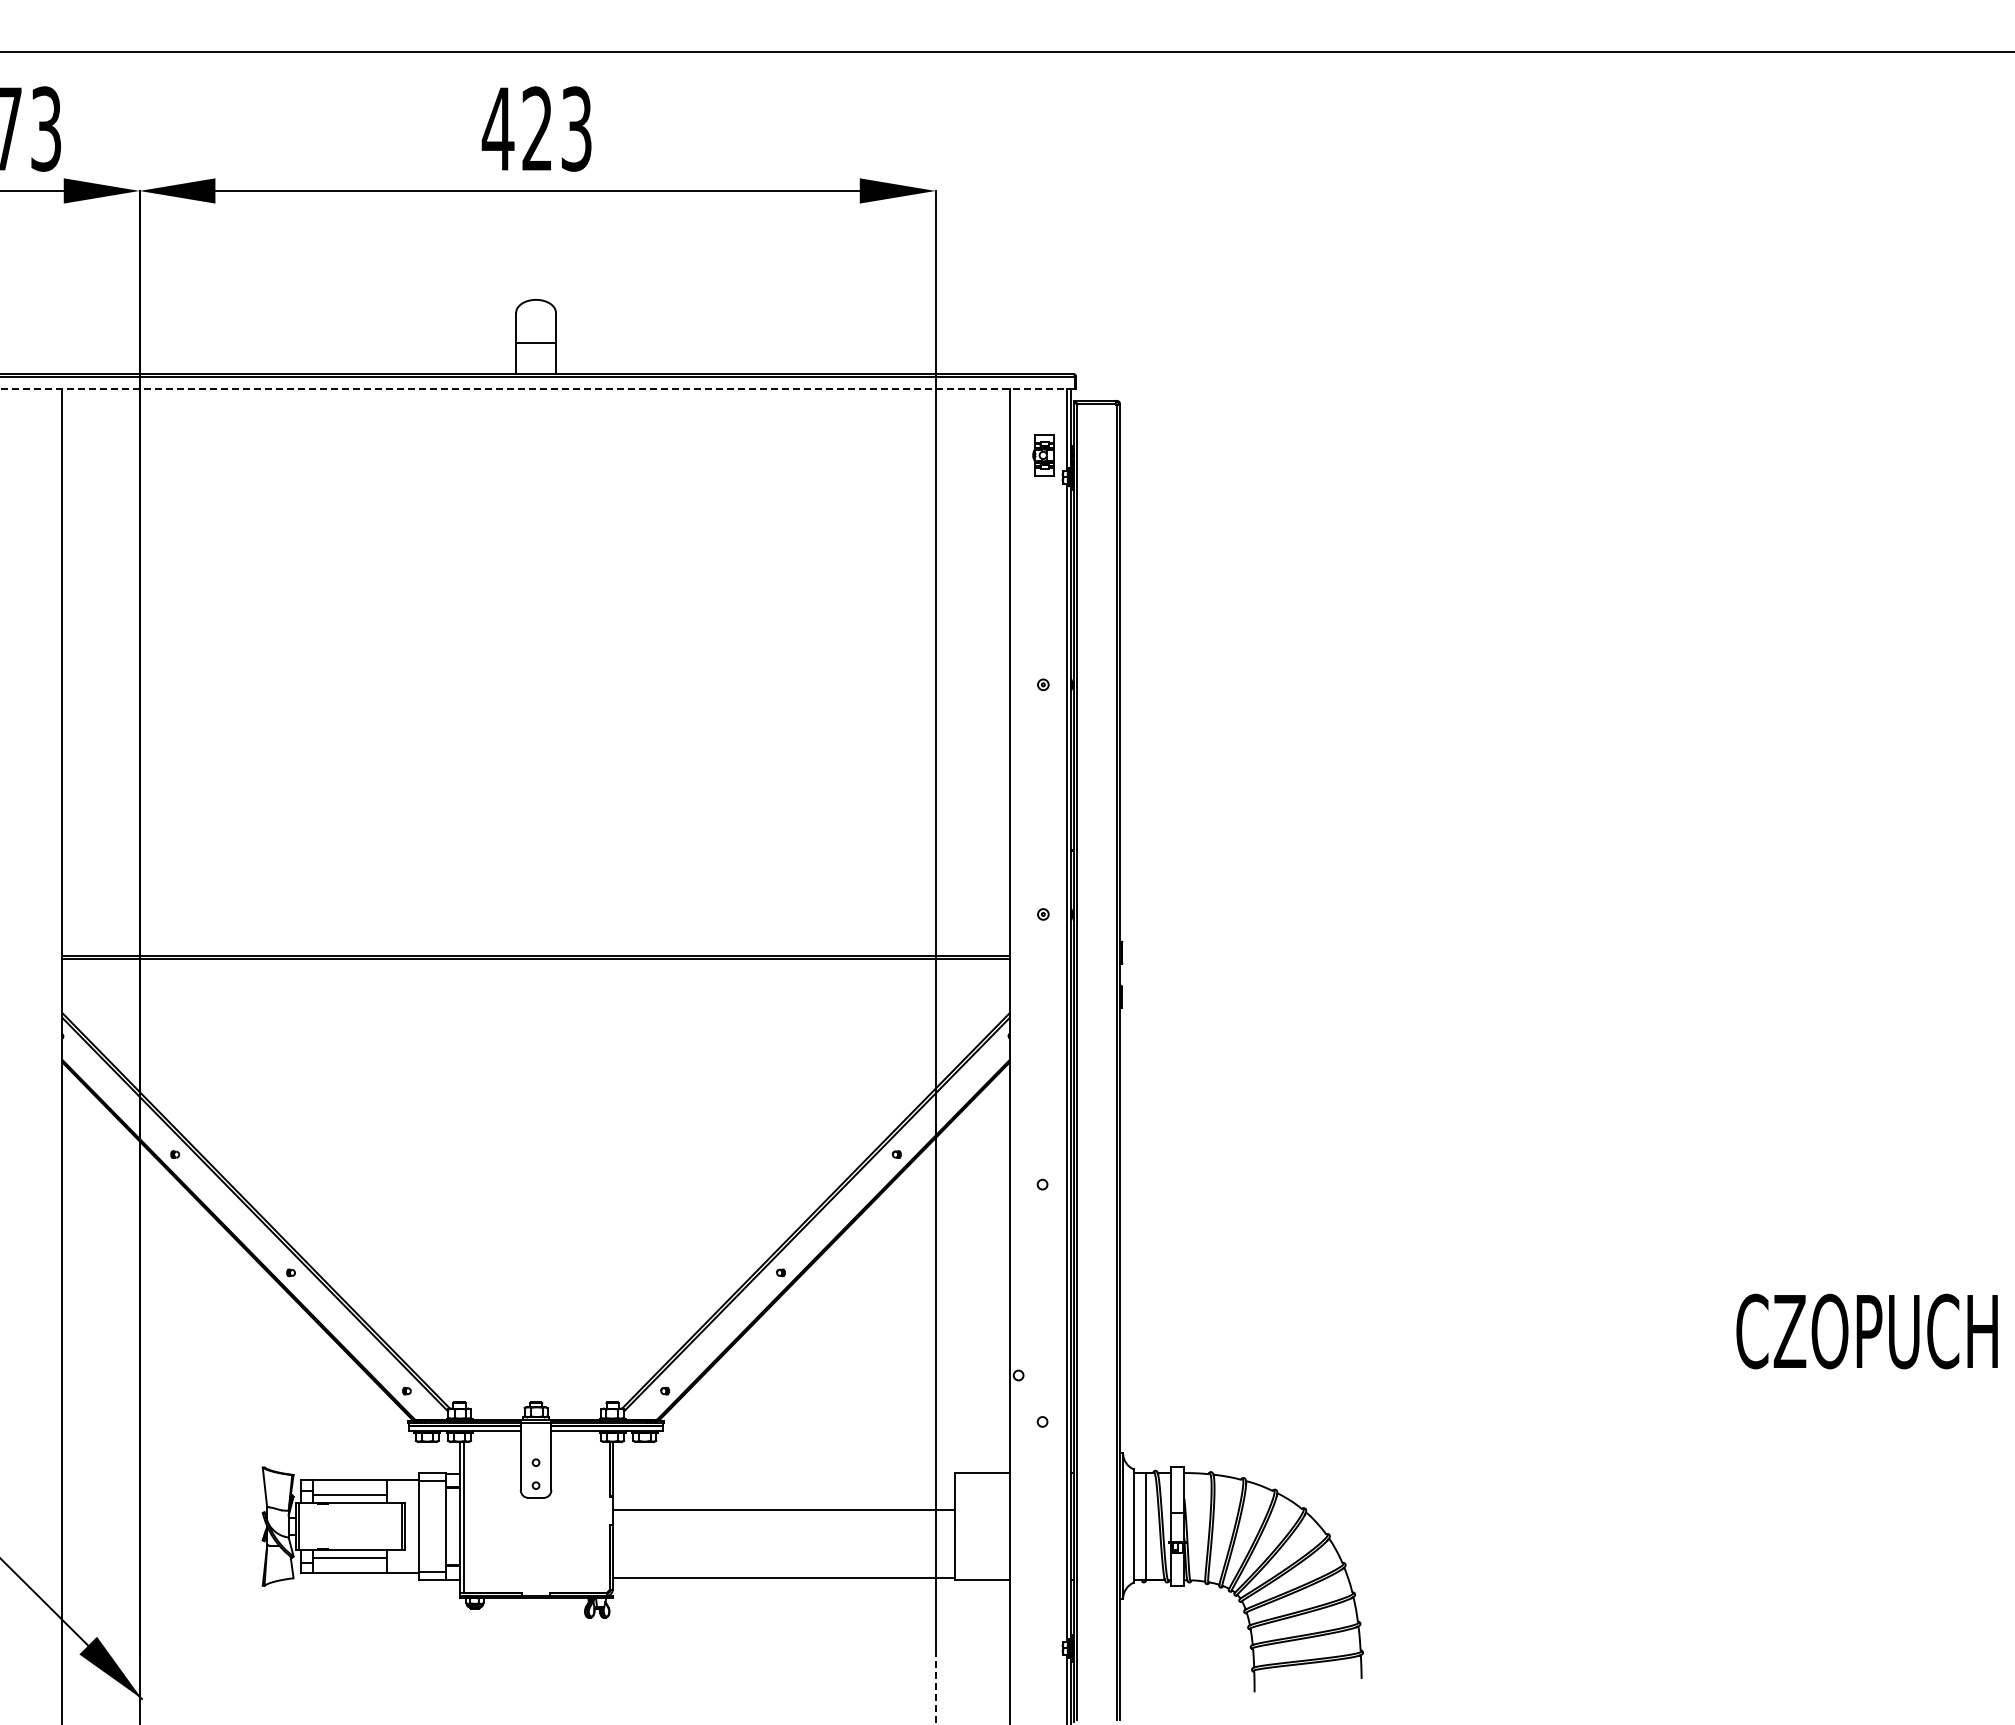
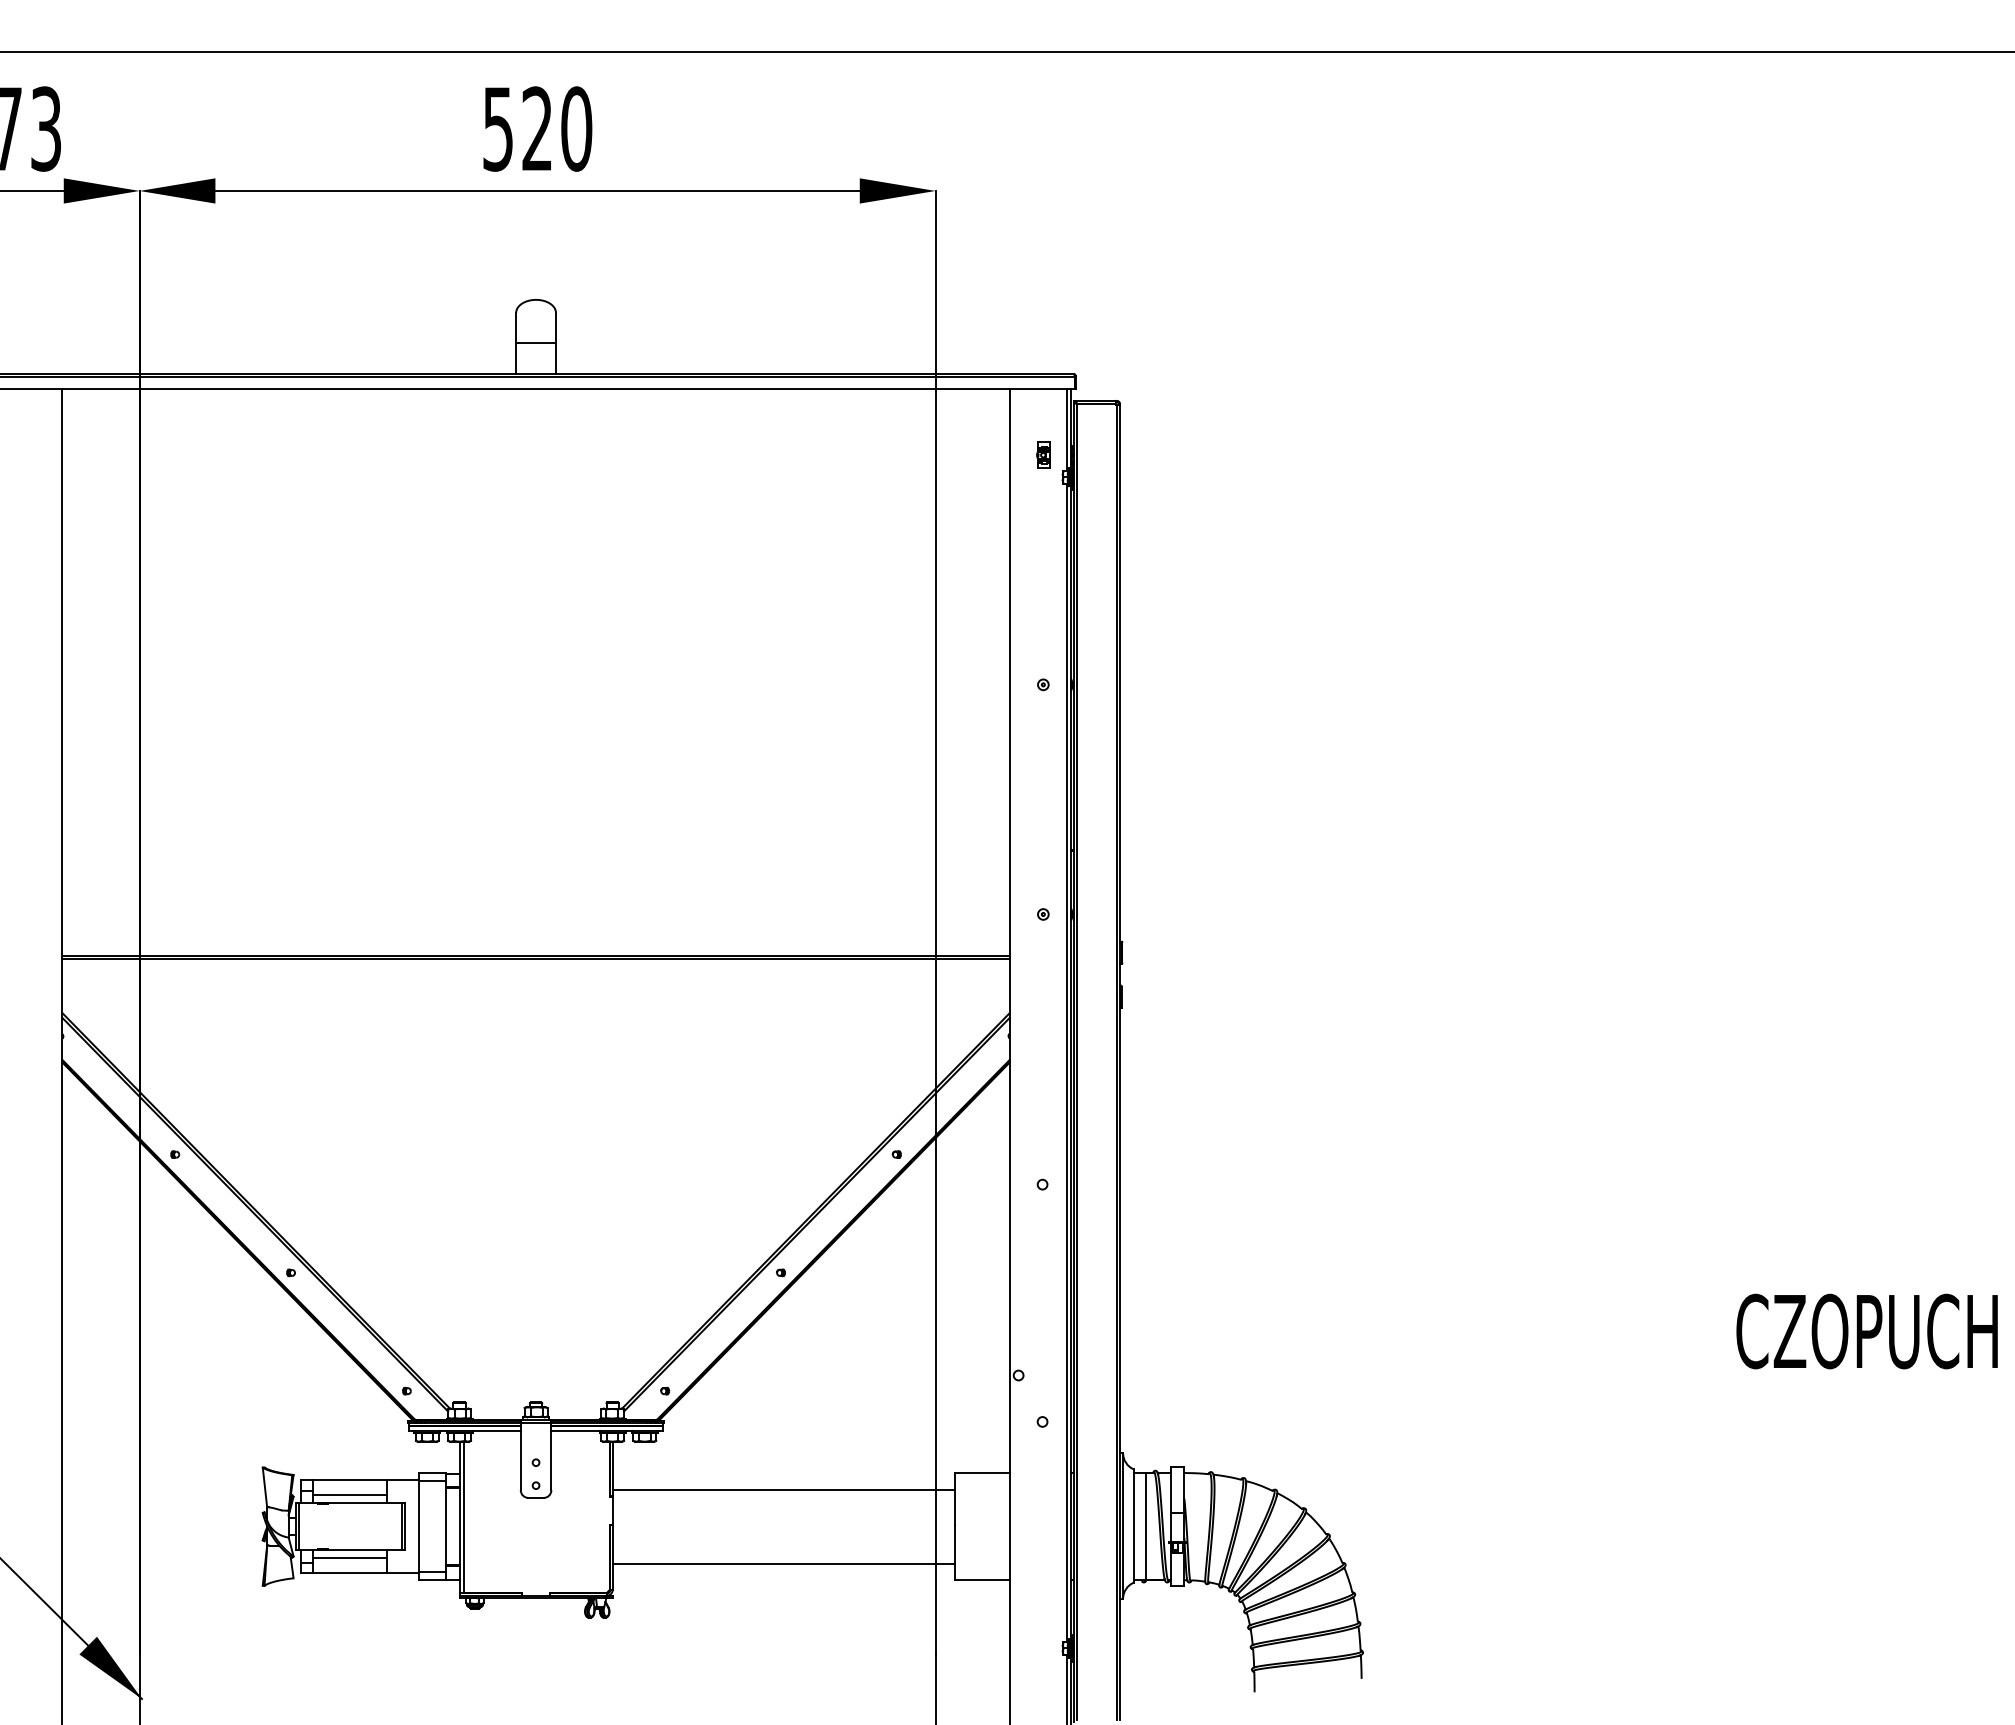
text: 423 -> 520 (536, 128)
line: dashed -> solid (537, 389)
part size: 23x43 px -> 15x28 px (1043, 454)
line position: (783, 1509) -> (783, 1489) (783, 1489)
line position: (783, 1577) -> (783, 1563) (783, 1563)
line: dashed -> solid (935, 1688)
